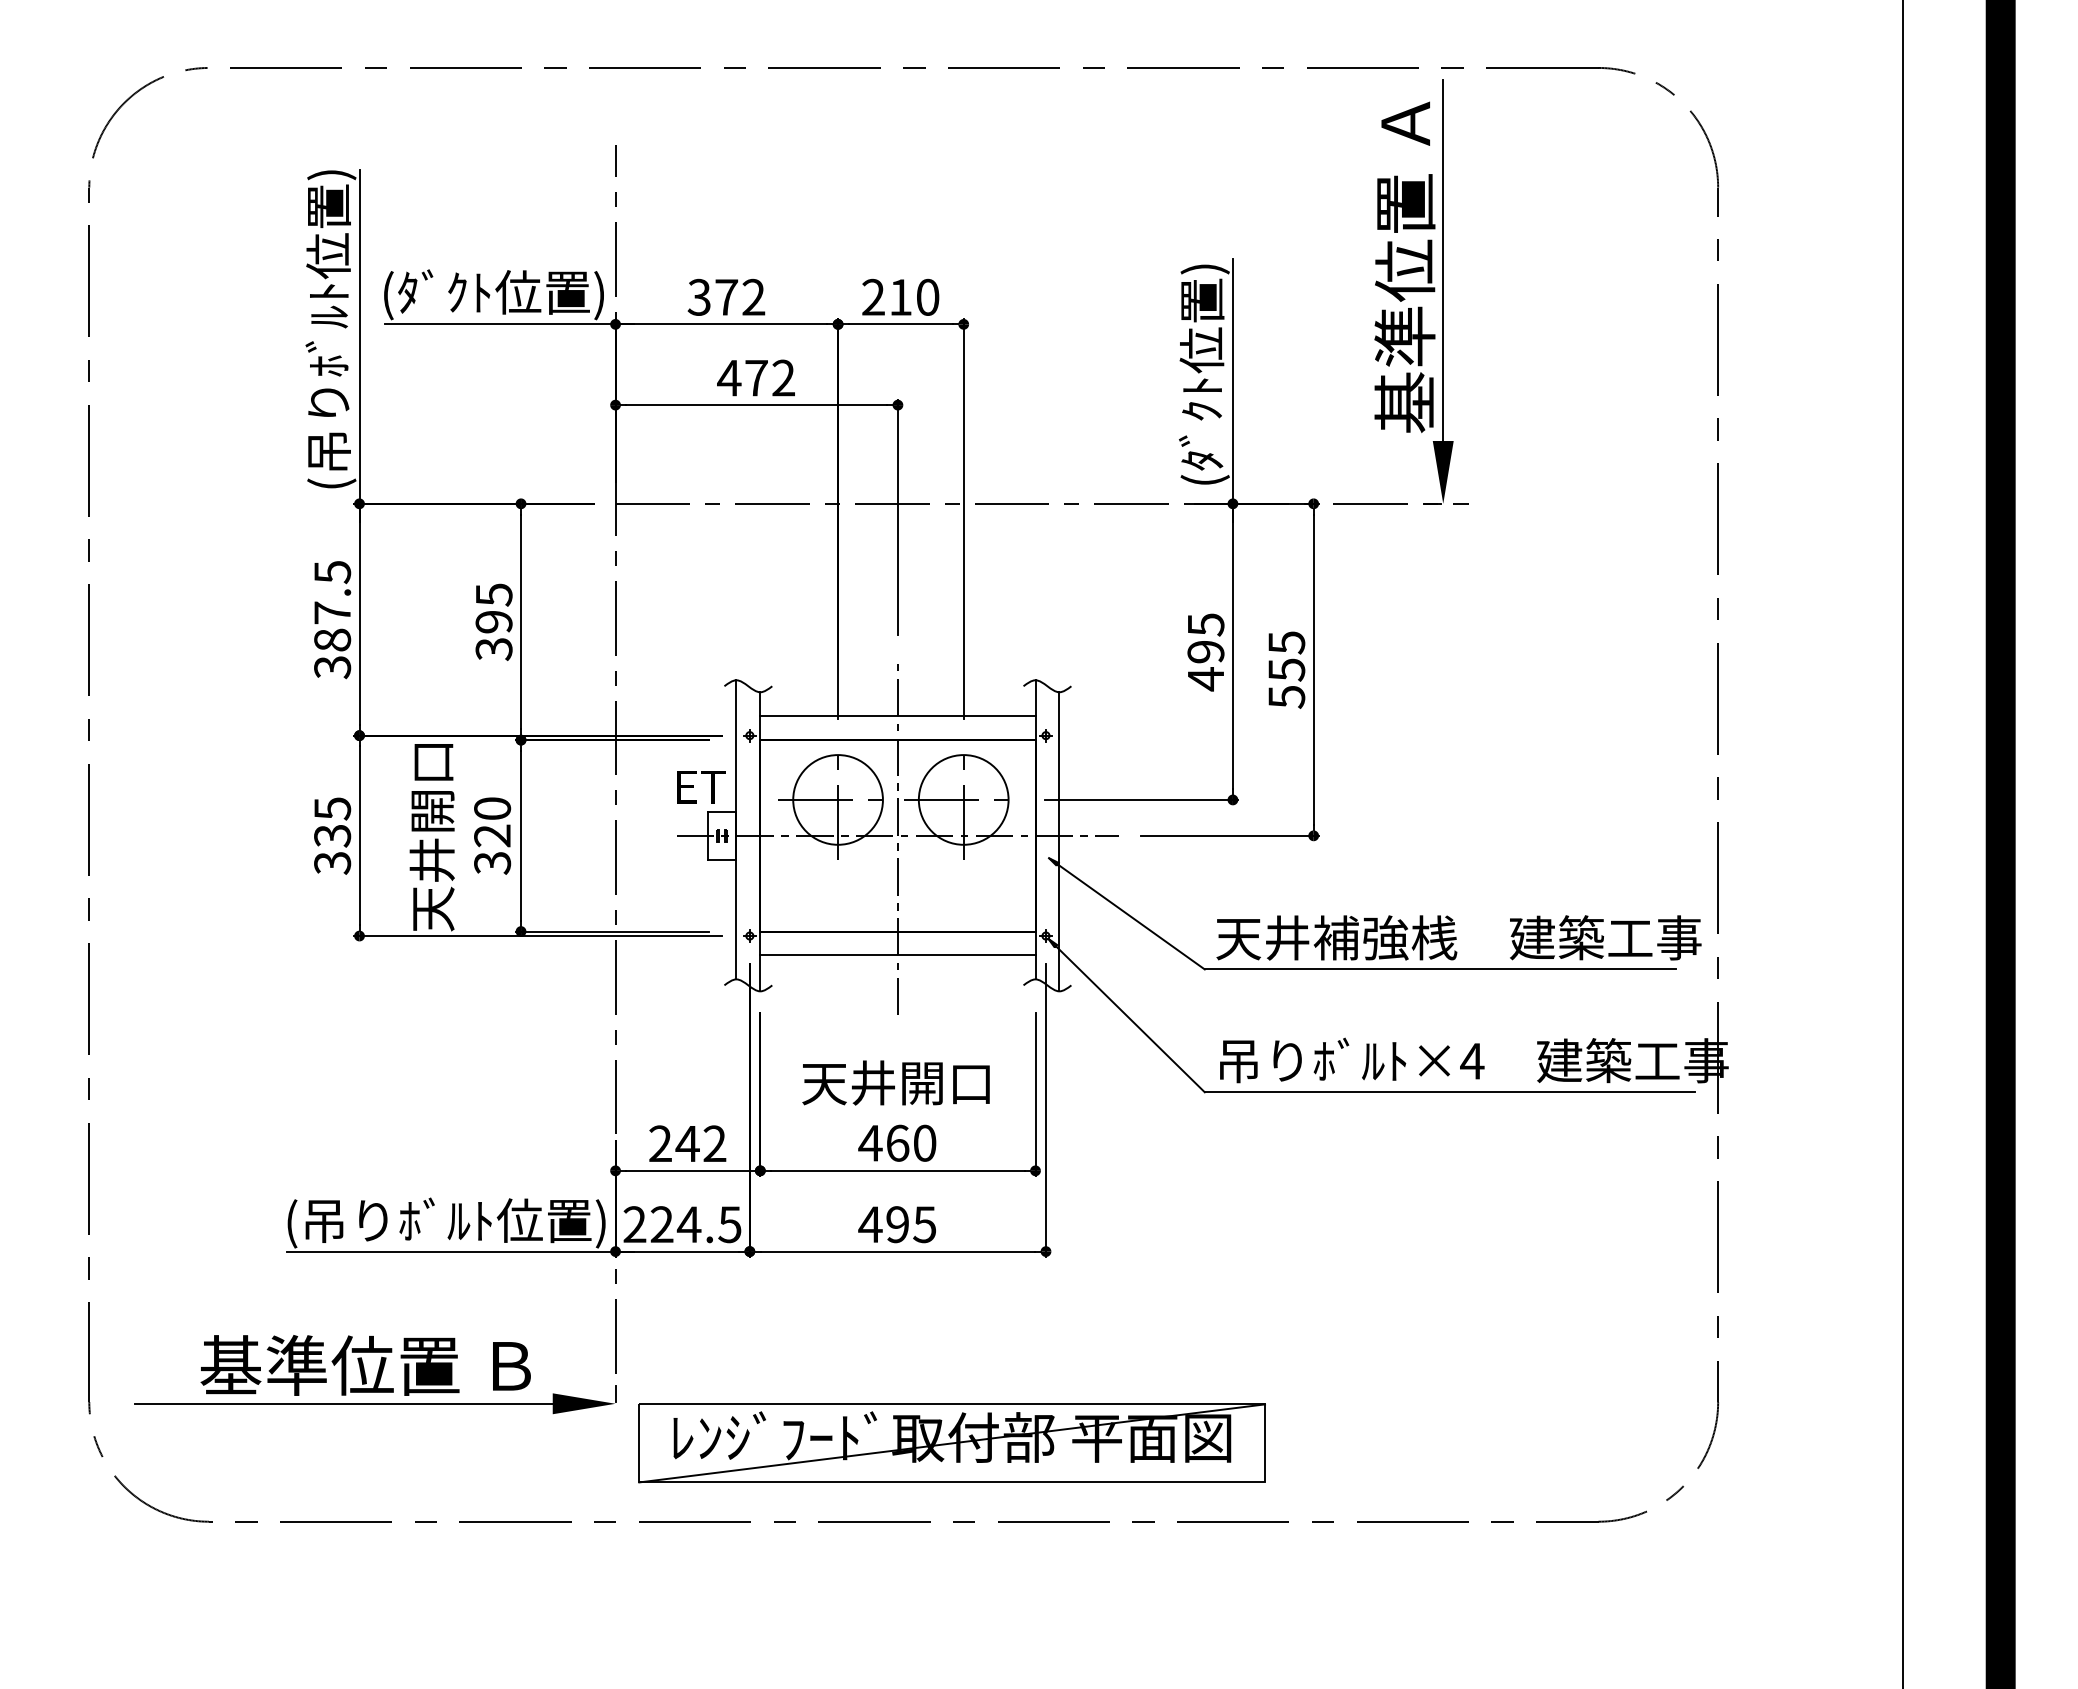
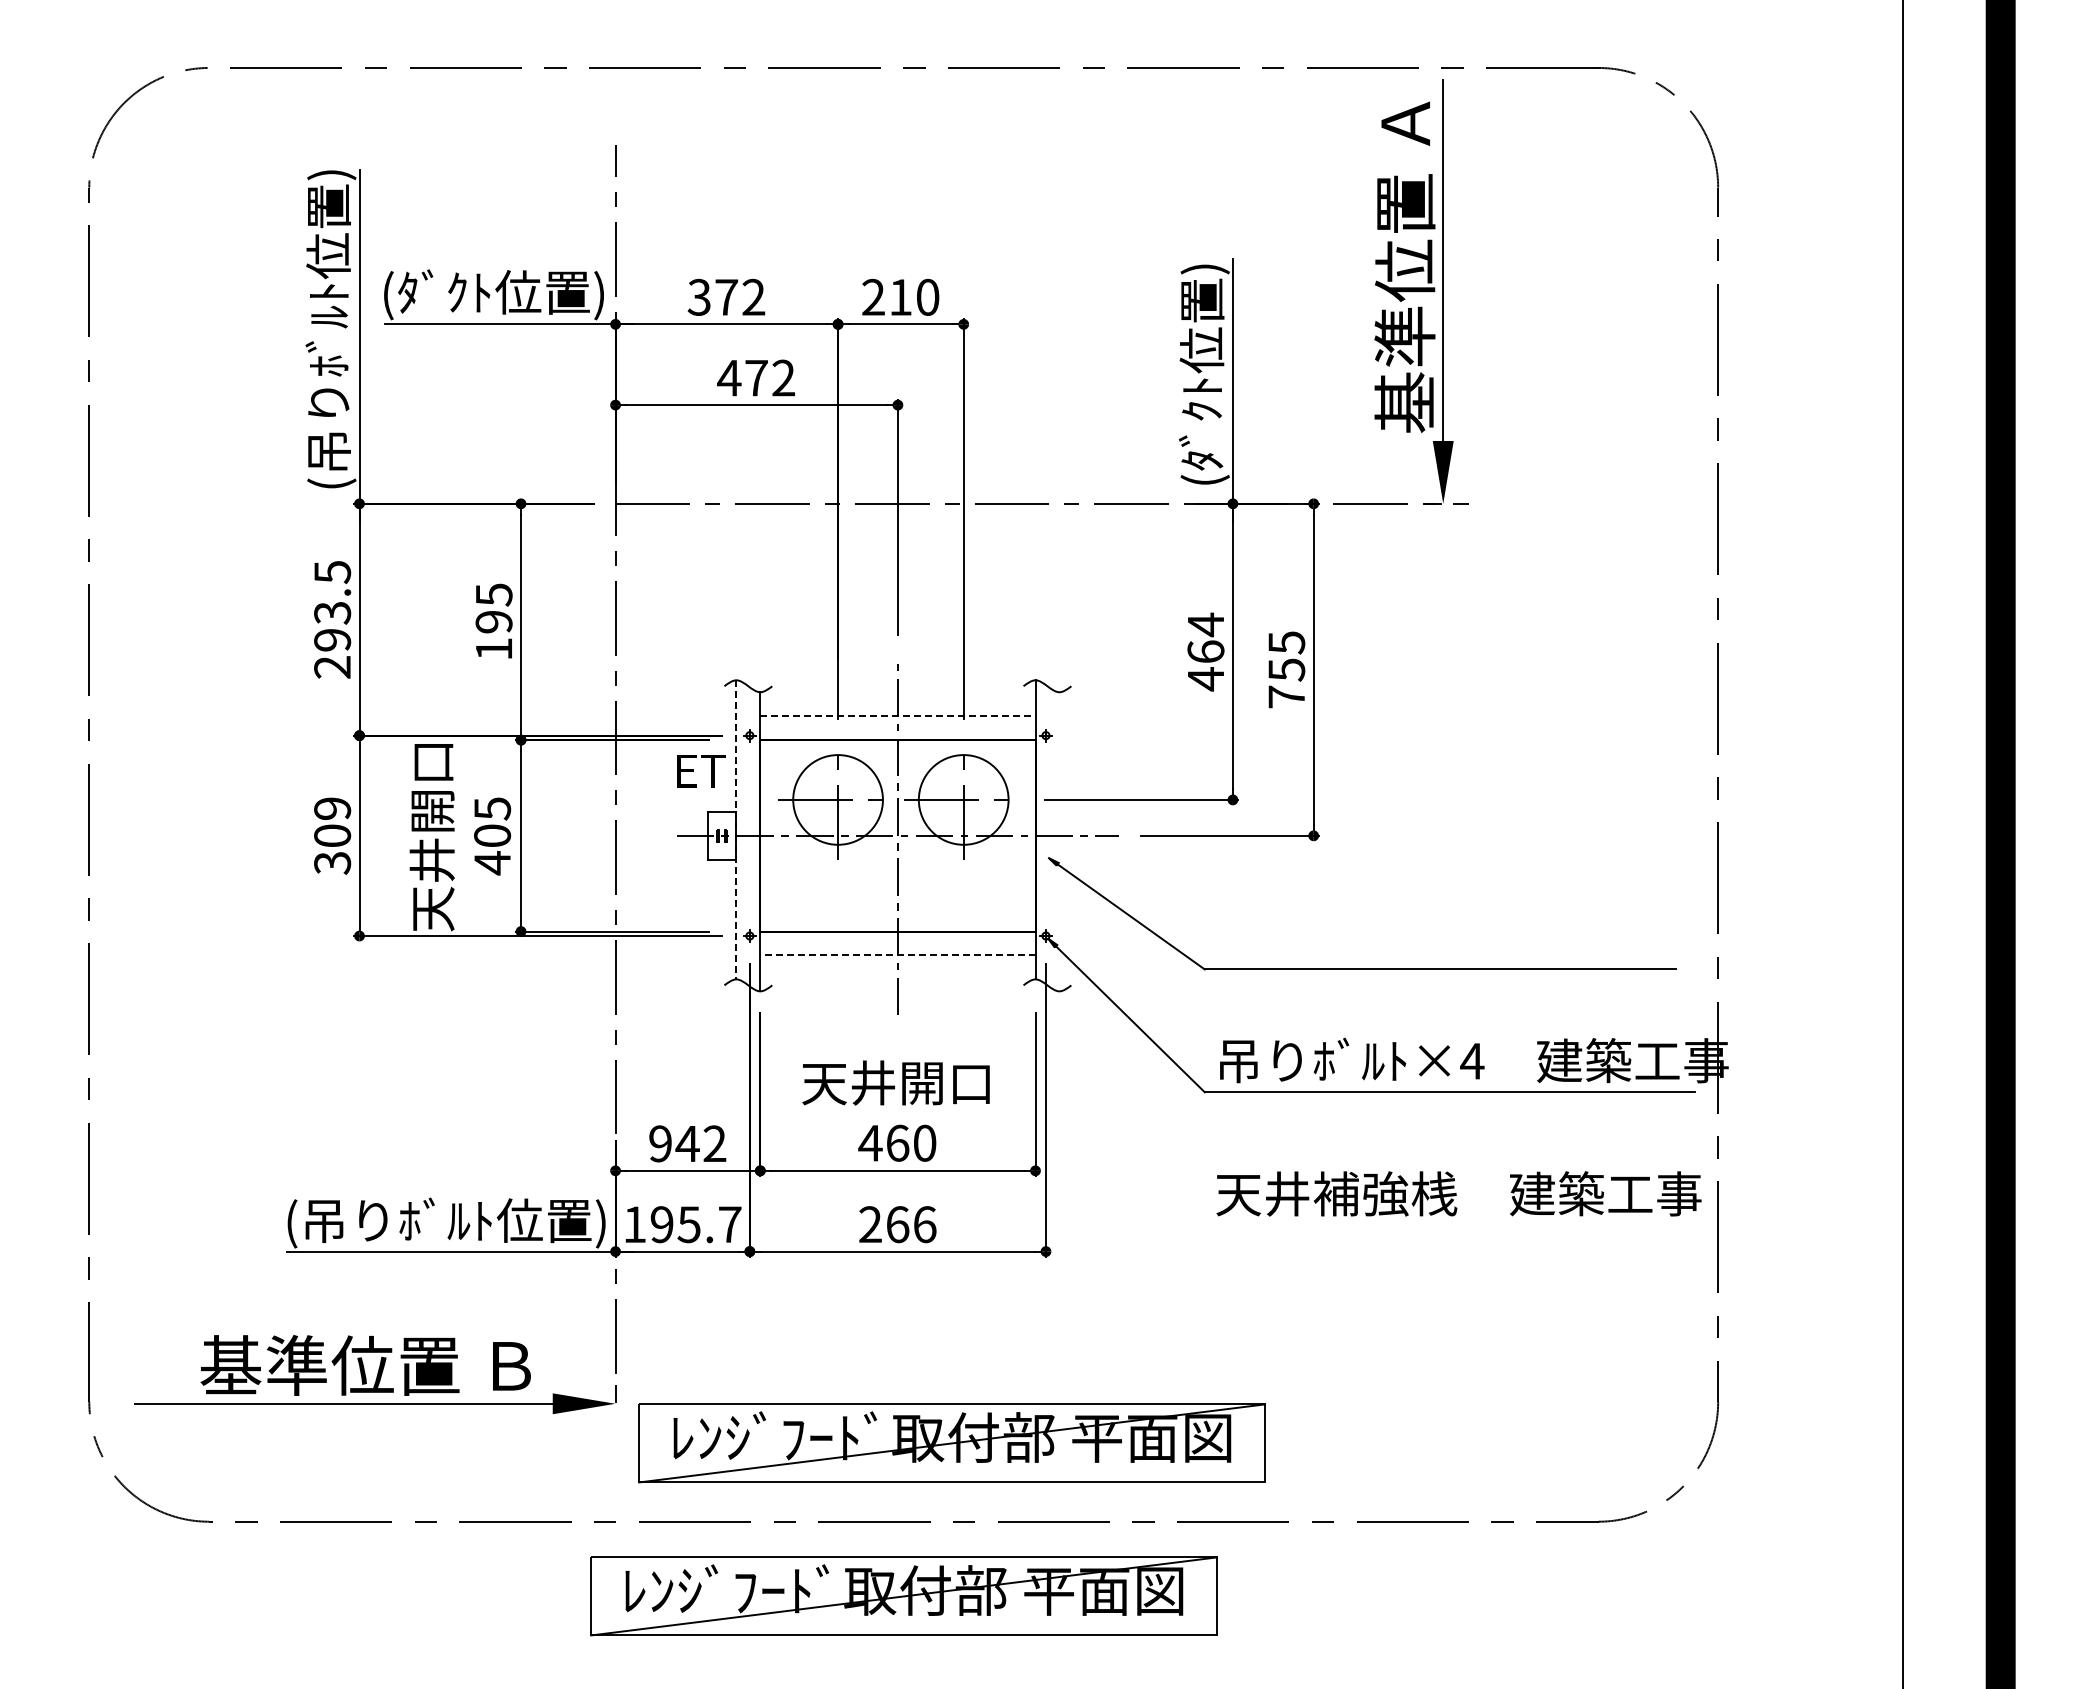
text: 495 -> 464 (1205, 637)
text: 387.5 -> 293.5 (332, 640)
text: 395 -> 195 (493, 649)
text: 555 -> 755 (1286, 696)
line: solid -> dashed (897, 716)
text position: (701, 787) -> (701, 771) (701, 771)
text: 335 -> 309 (332, 822)
line: solid -> dashed (736, 829)
text: 320 -> 405 (492, 836)
line: present -> none (1059, 841)
text position: (1458, 937) -> (1458, 1193) (1458, 1193)
line: solid -> dashed (897, 955)
text: 242 -> 942 (660, 1144)
text: 224.5 -> 195.7 (682, 1224)
text: 495 -> 266 (897, 1224)
part: none -> present (903, 1596)
